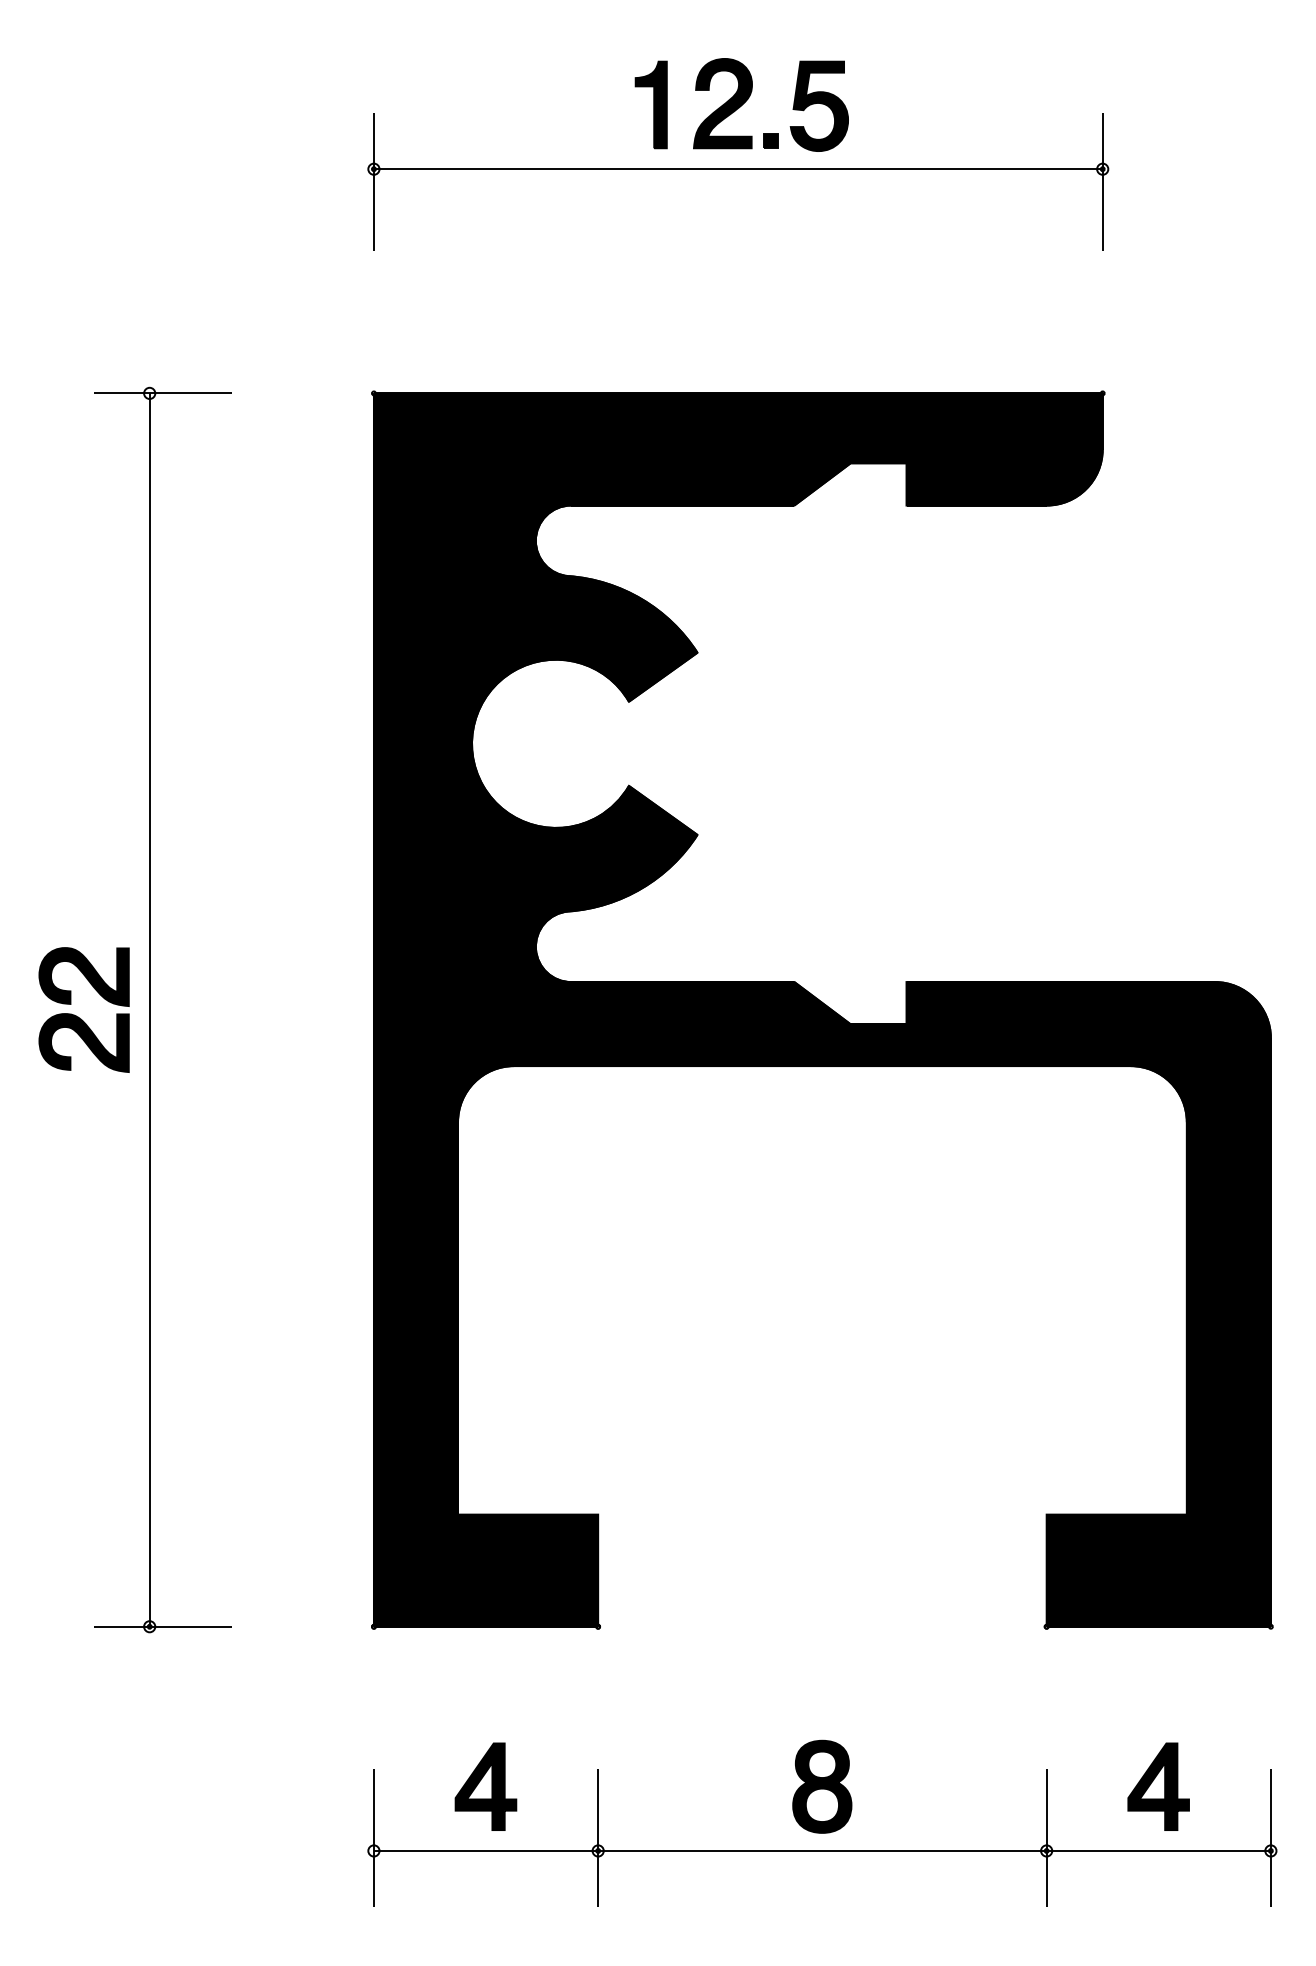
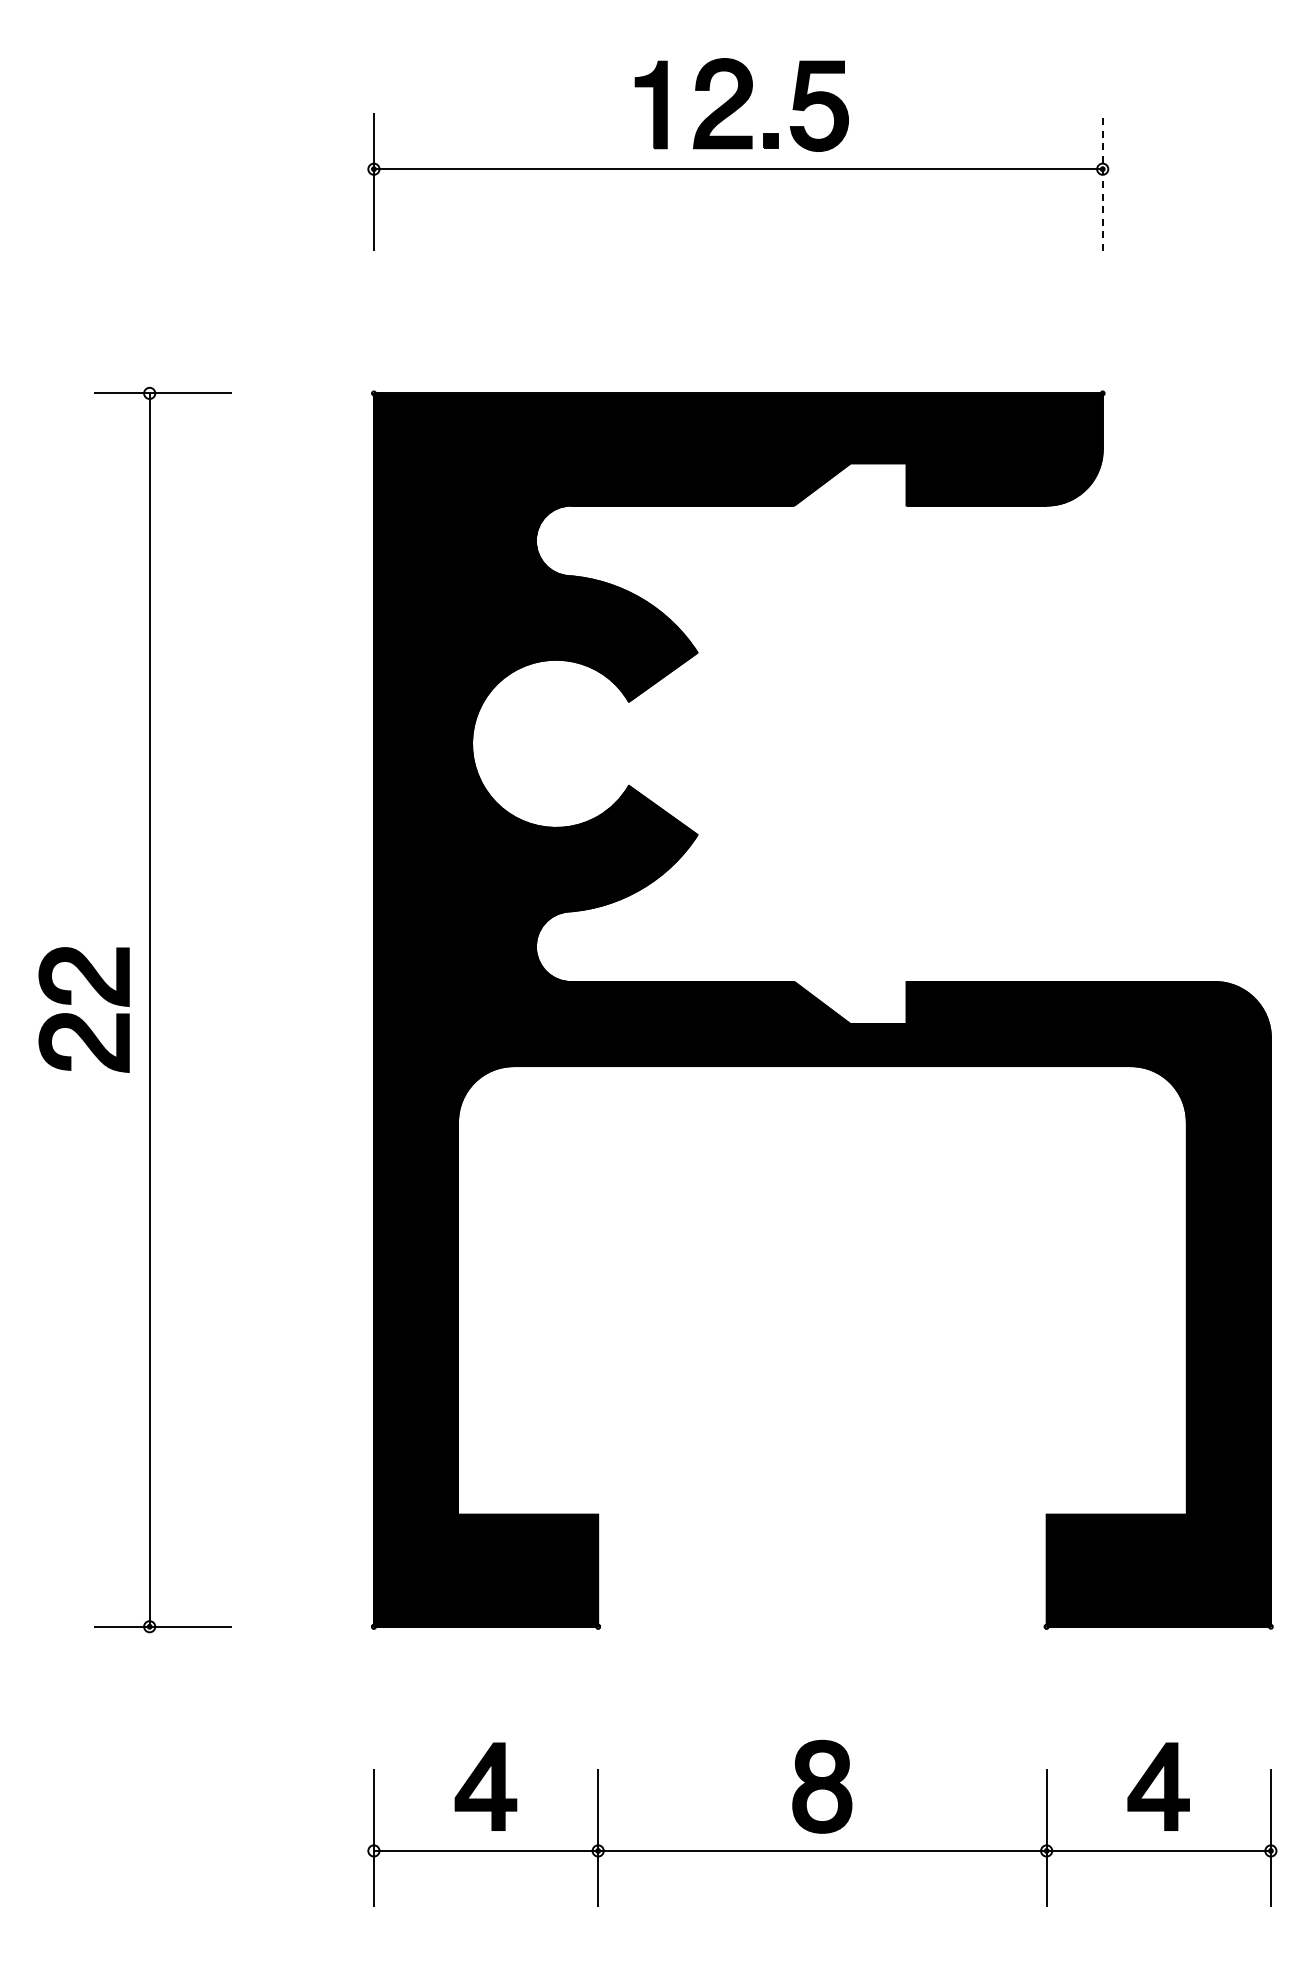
line: solid -> dashed (1102, 182)
